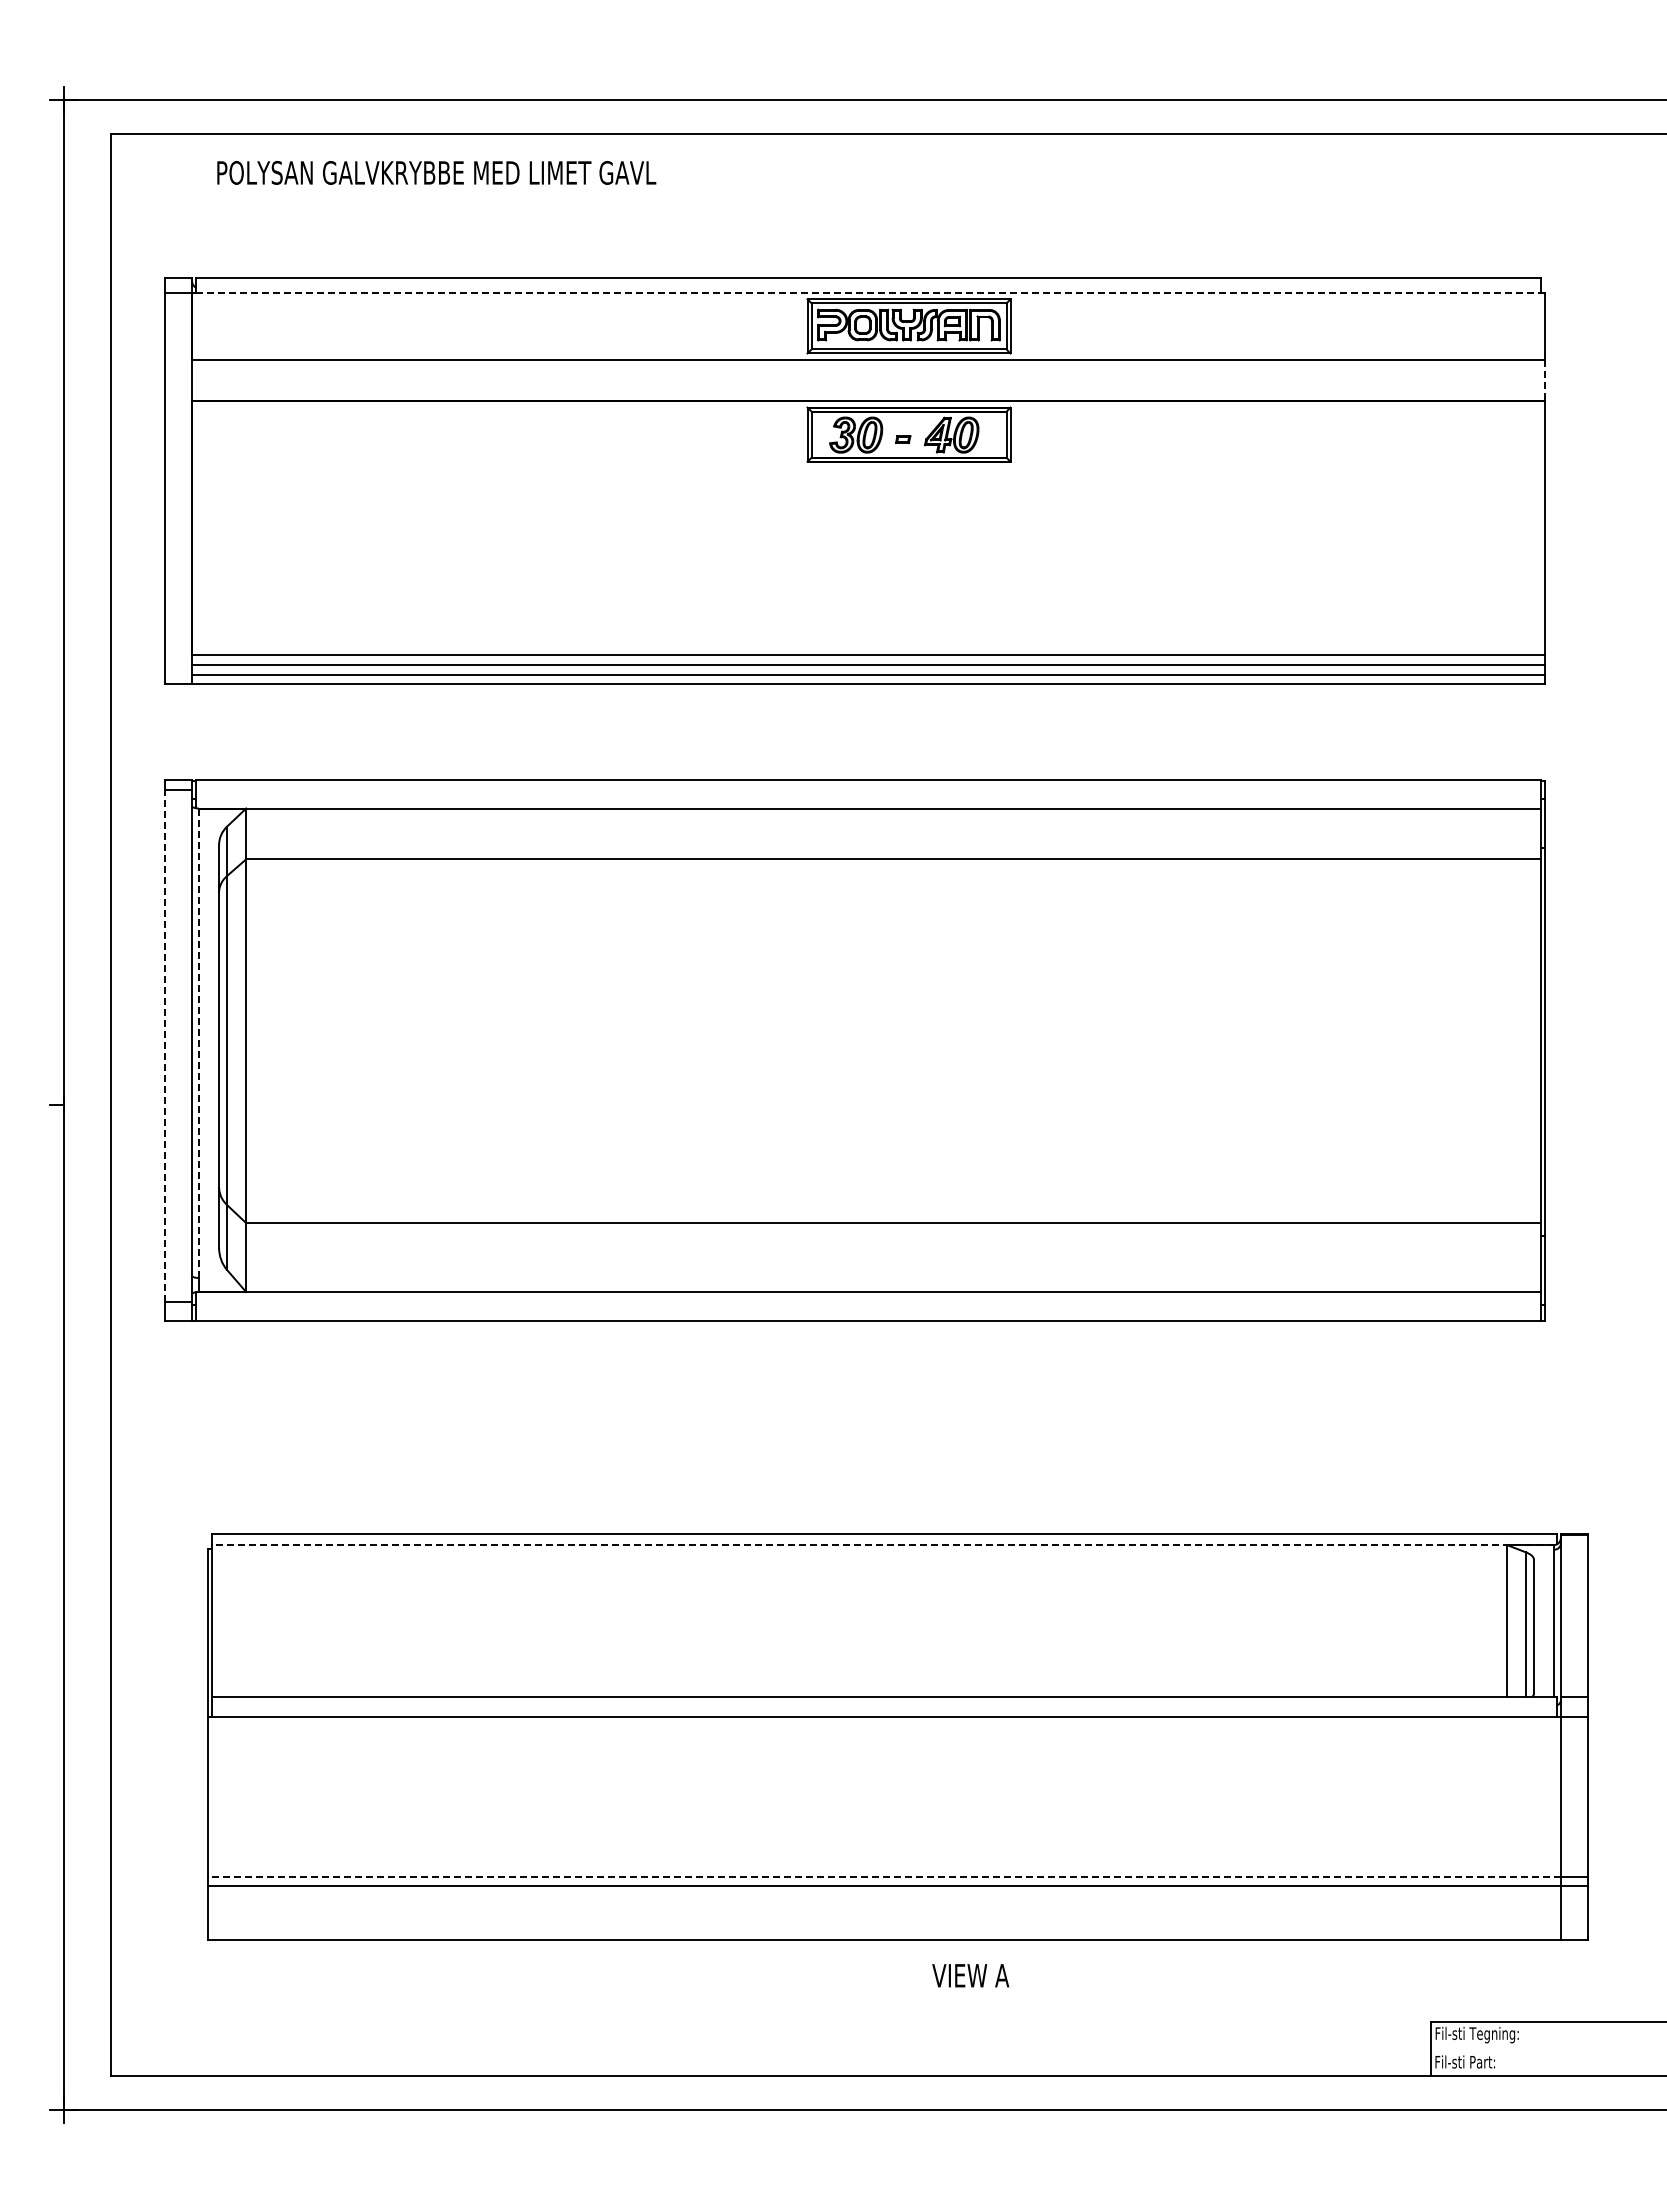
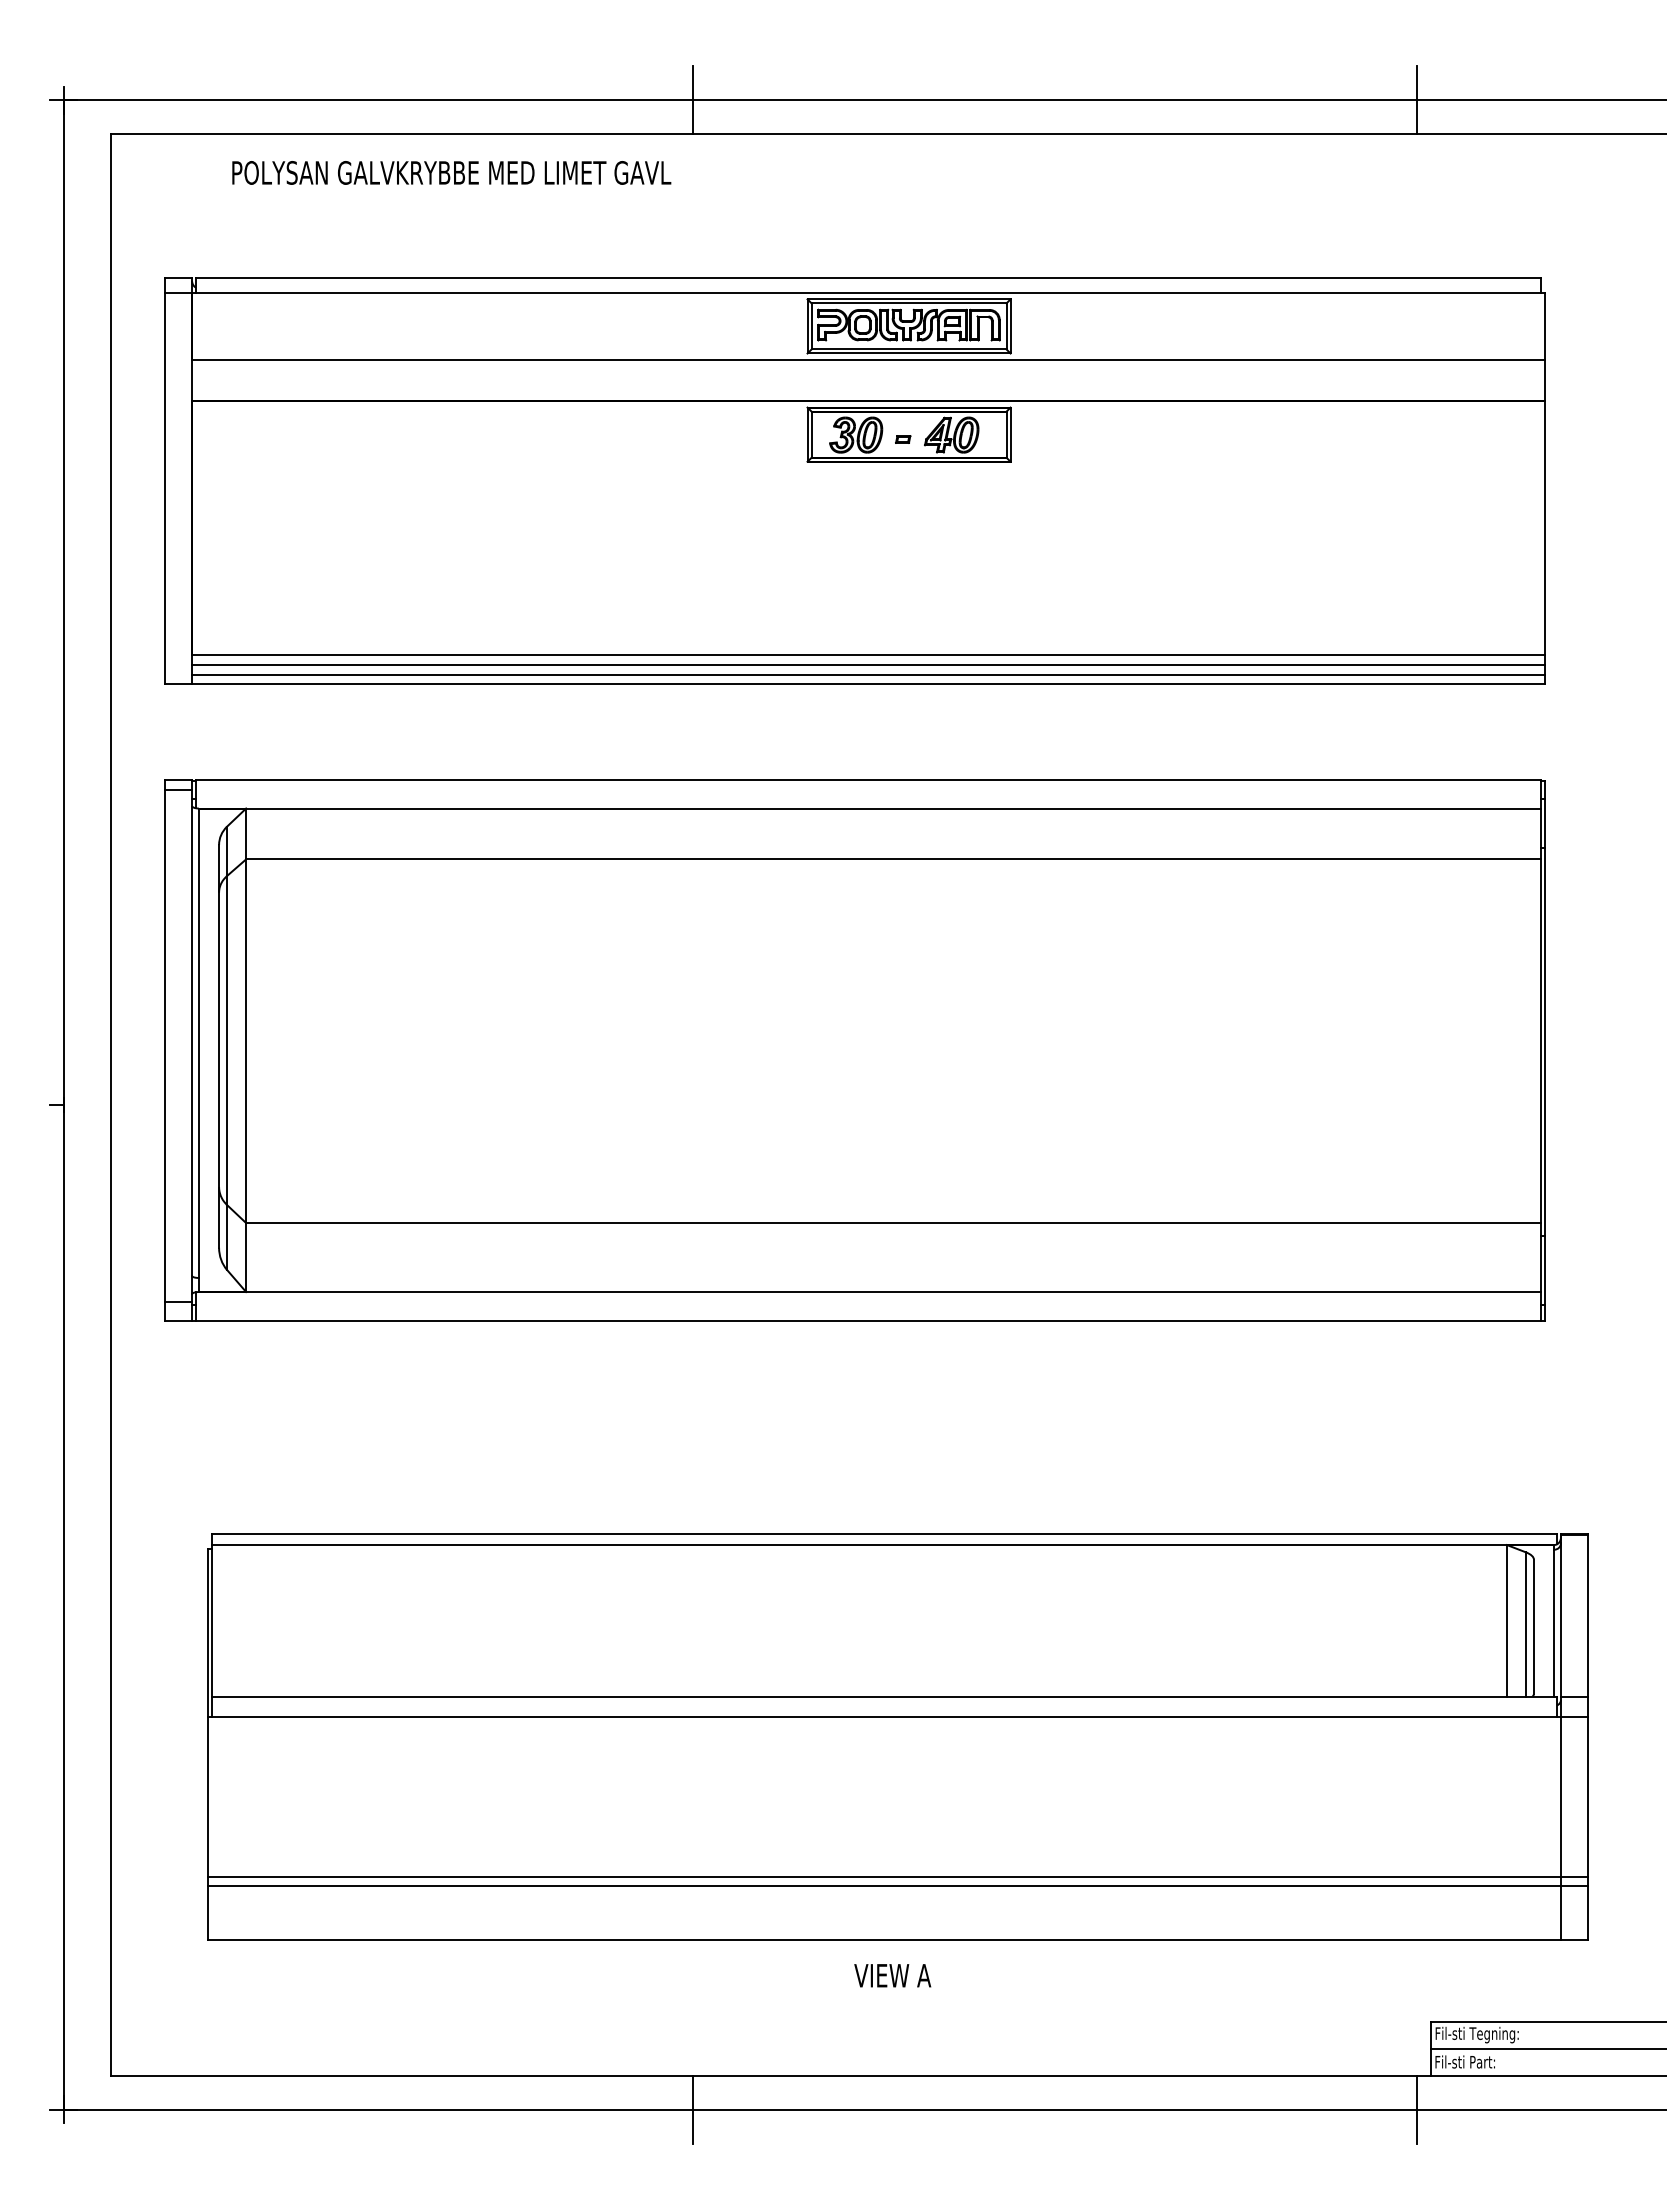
line: none -> present (693, 99)
line: none -> present (1417, 99)
text position: (436, 172) -> (451, 172) (451, 172)
line: dashed -> solid (868, 292)
line: dashed -> solid (1545, 381)
line: dashed -> solid (198, 1043)
line: dashed -> solid (164, 1046)
line: dashed -> solid (882, 1545)
line: dashed -> solid (884, 1877)
text position: (970, 1975) -> (892, 1975) (892, 1975)
line: none -> present (1546, 2048)
line: none -> present (693, 2109)
line: none -> present (1417, 2109)
